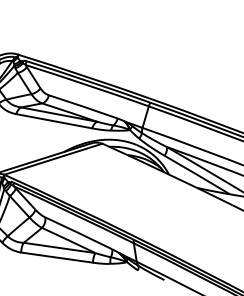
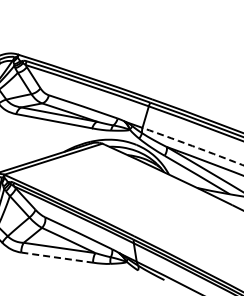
arc: solid -> dashed (193, 146)
line: solid -> dashed (57, 257)
